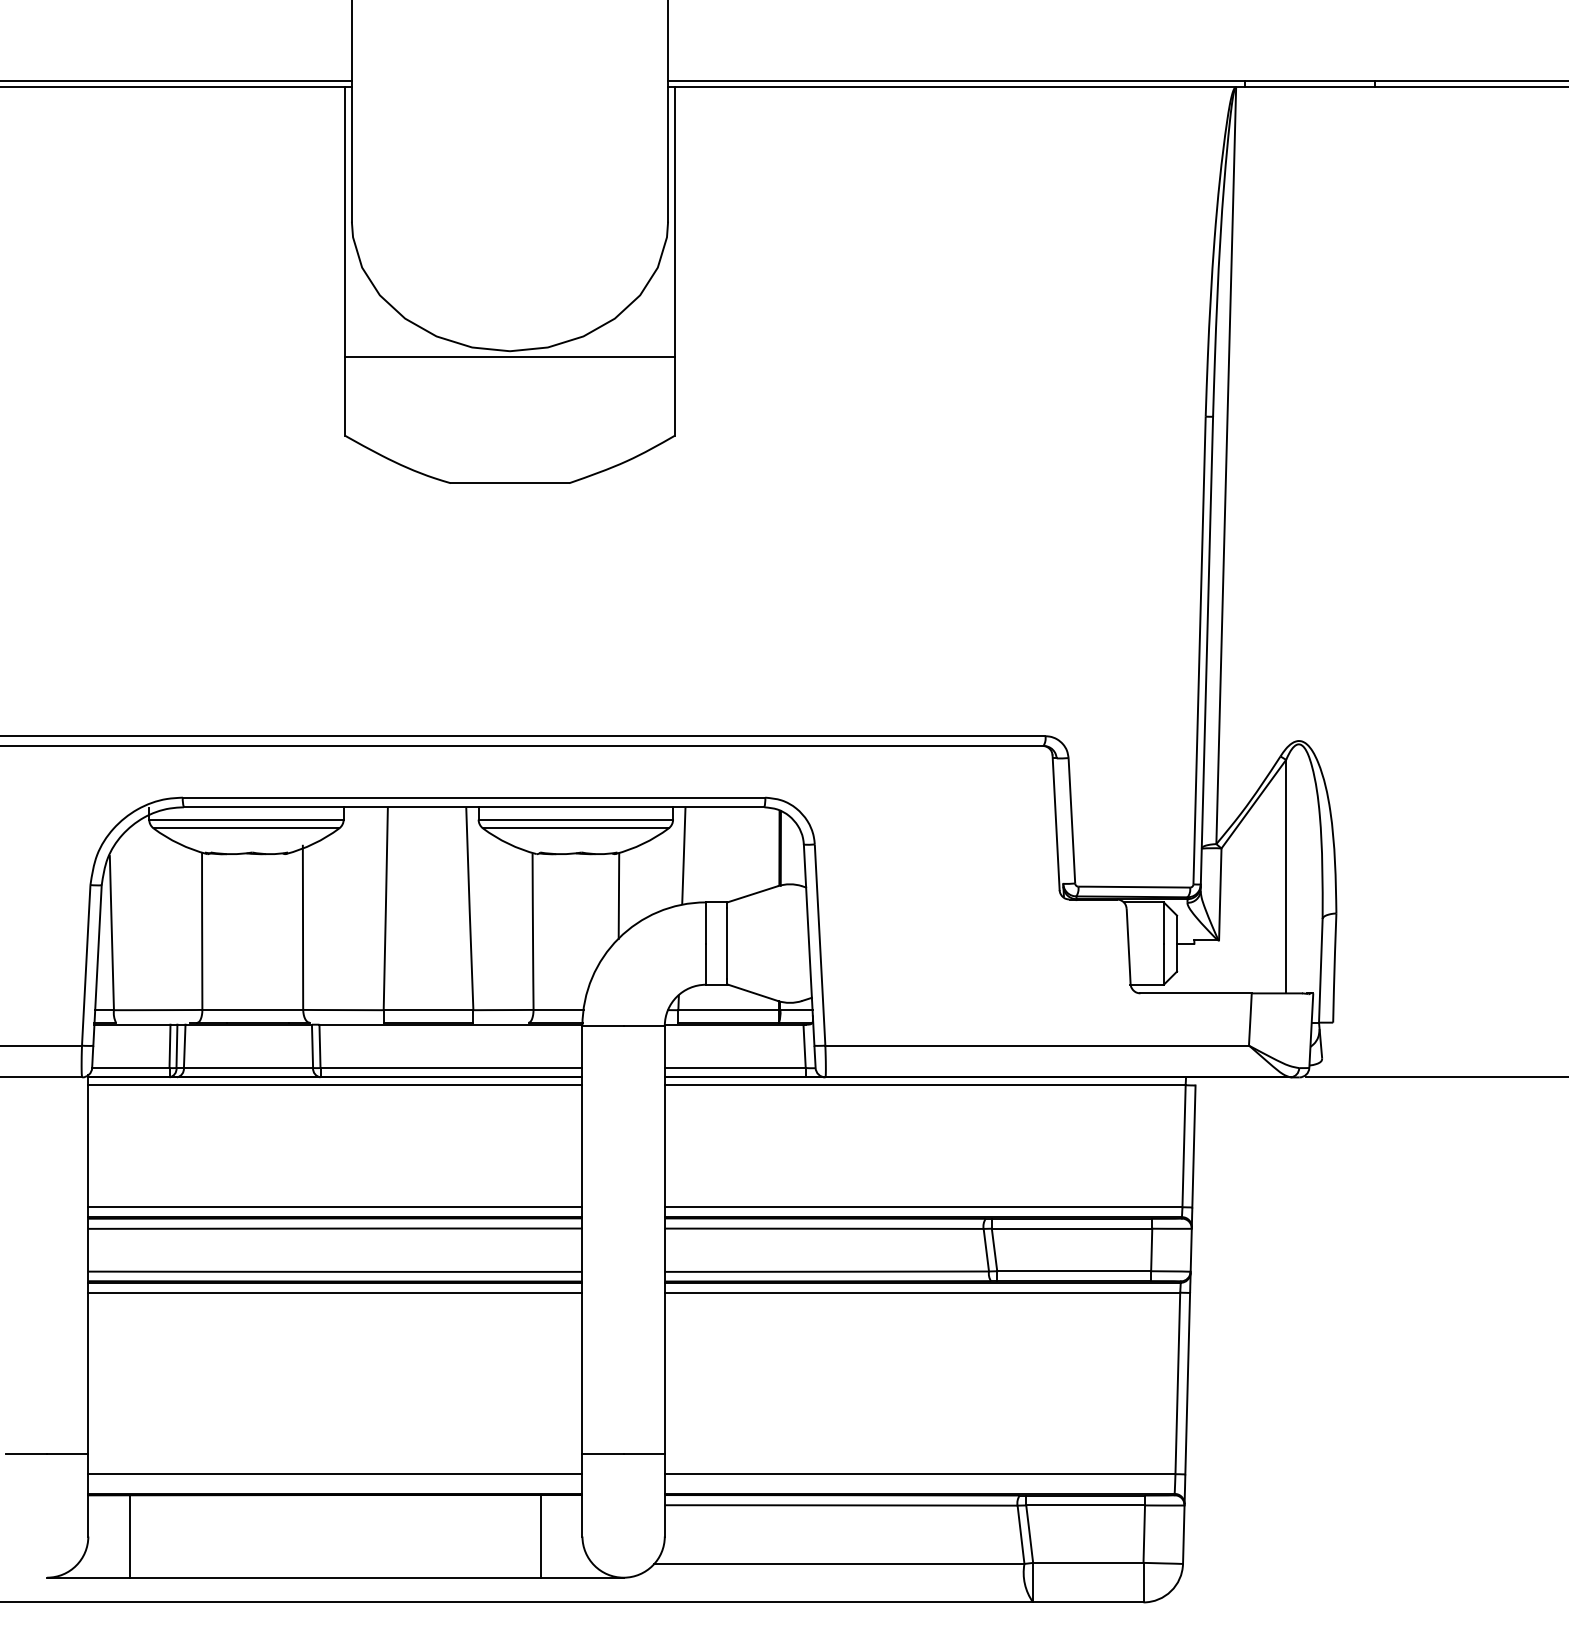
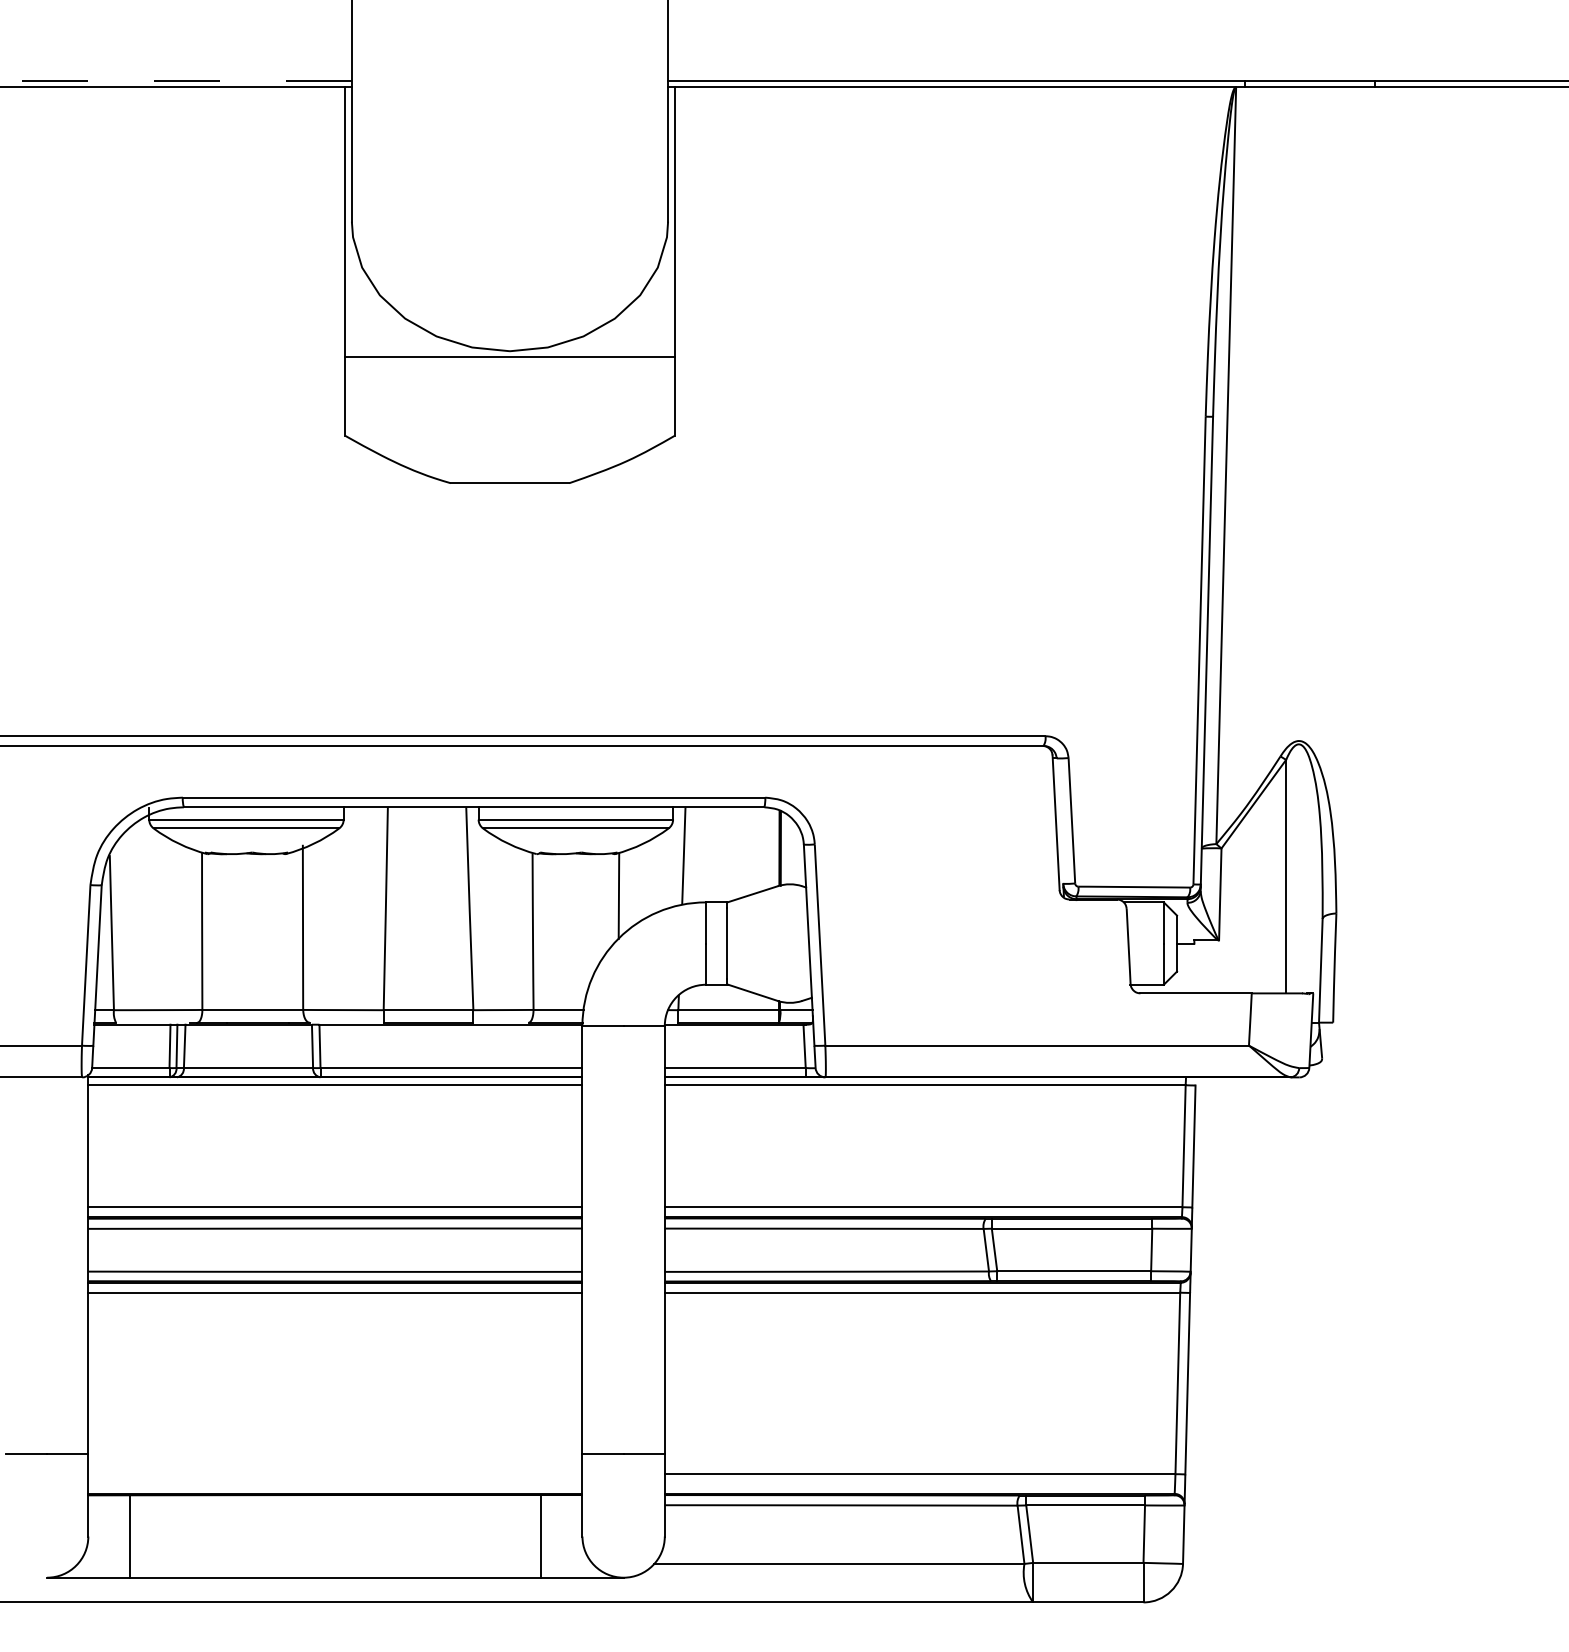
line: solid -> dashed (175, 80)
line: present -> none (1435, 1077)
line: present -> none (335, 1474)
